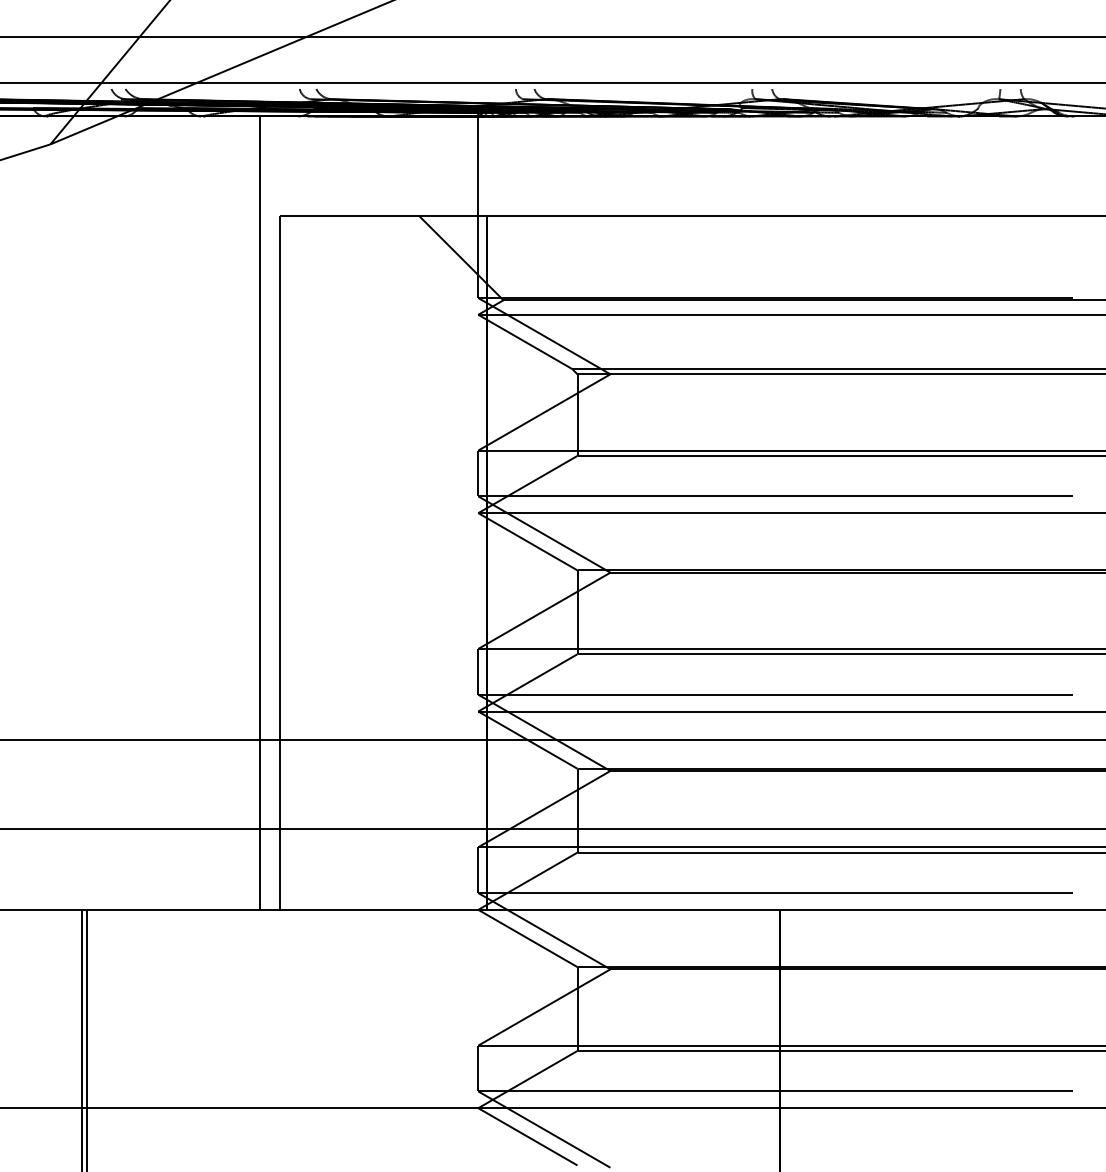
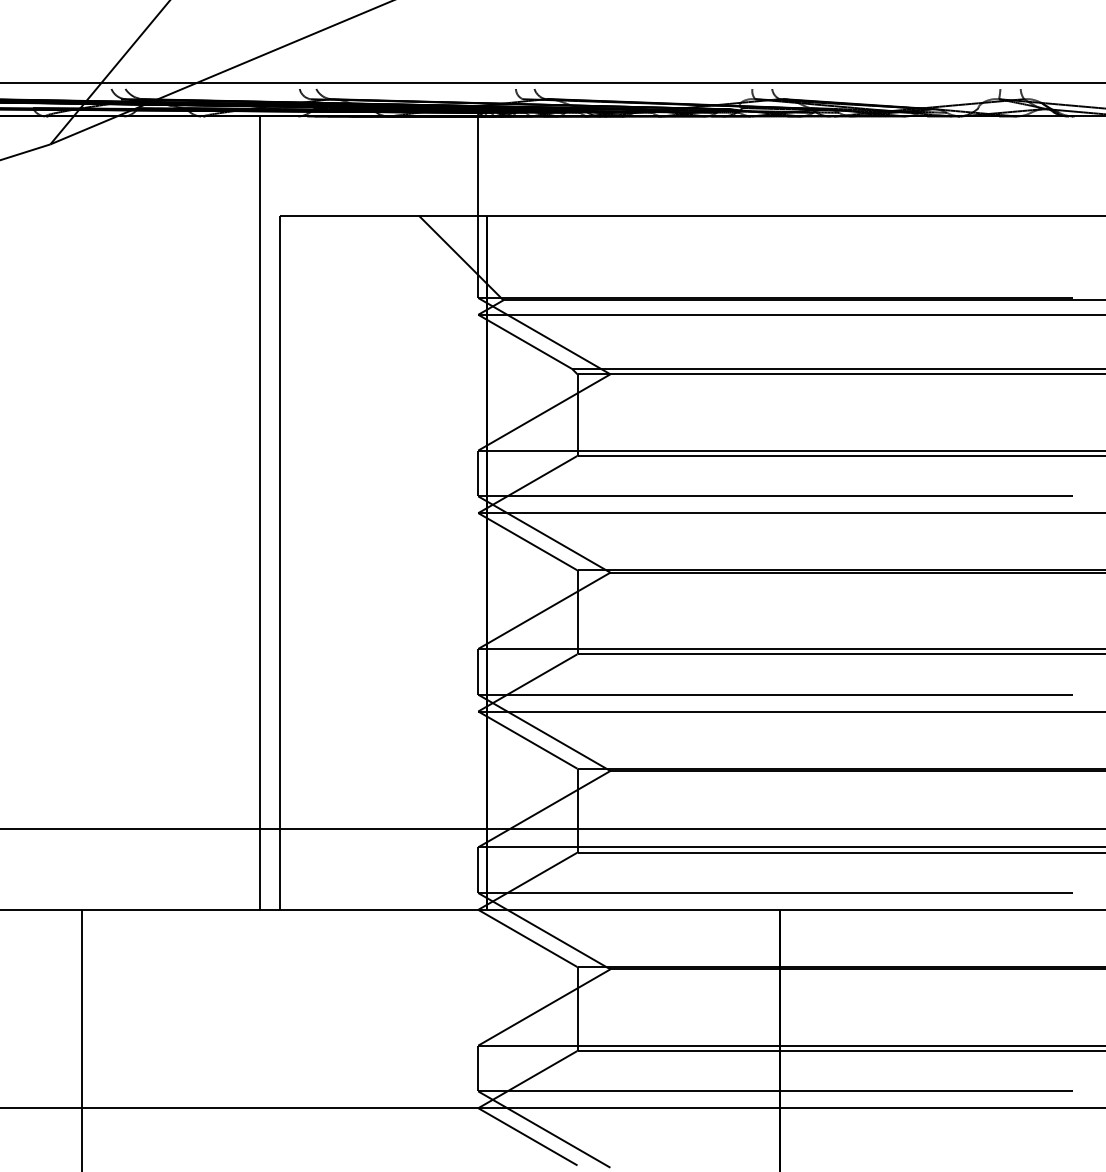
line: present -> none (552, 37)
line: present -> none (552, 740)
line: present -> none (86, 1038)
